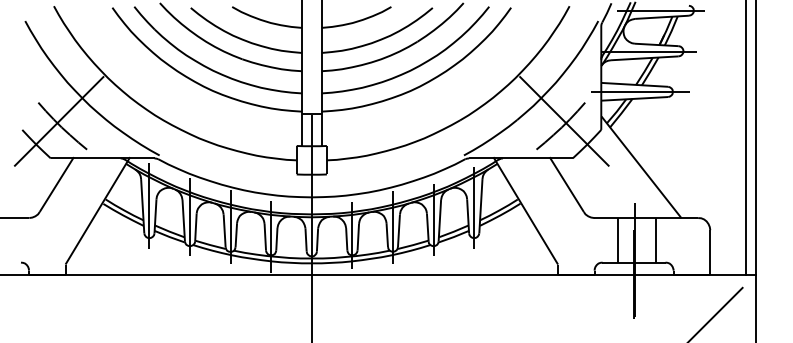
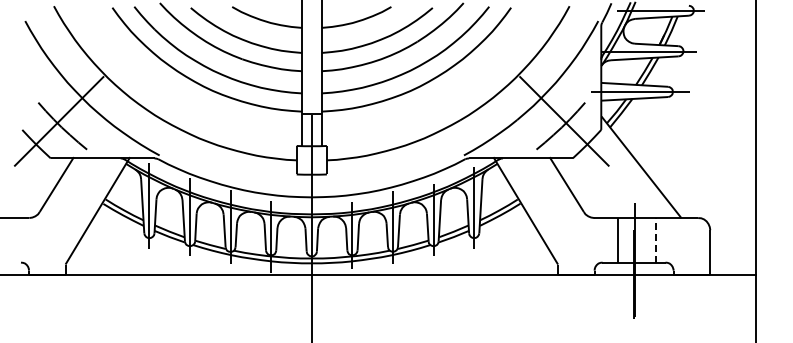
line: present -> none (745, 138)
line: solid -> dashed (655, 239)
line: present -> none (716, 313)
